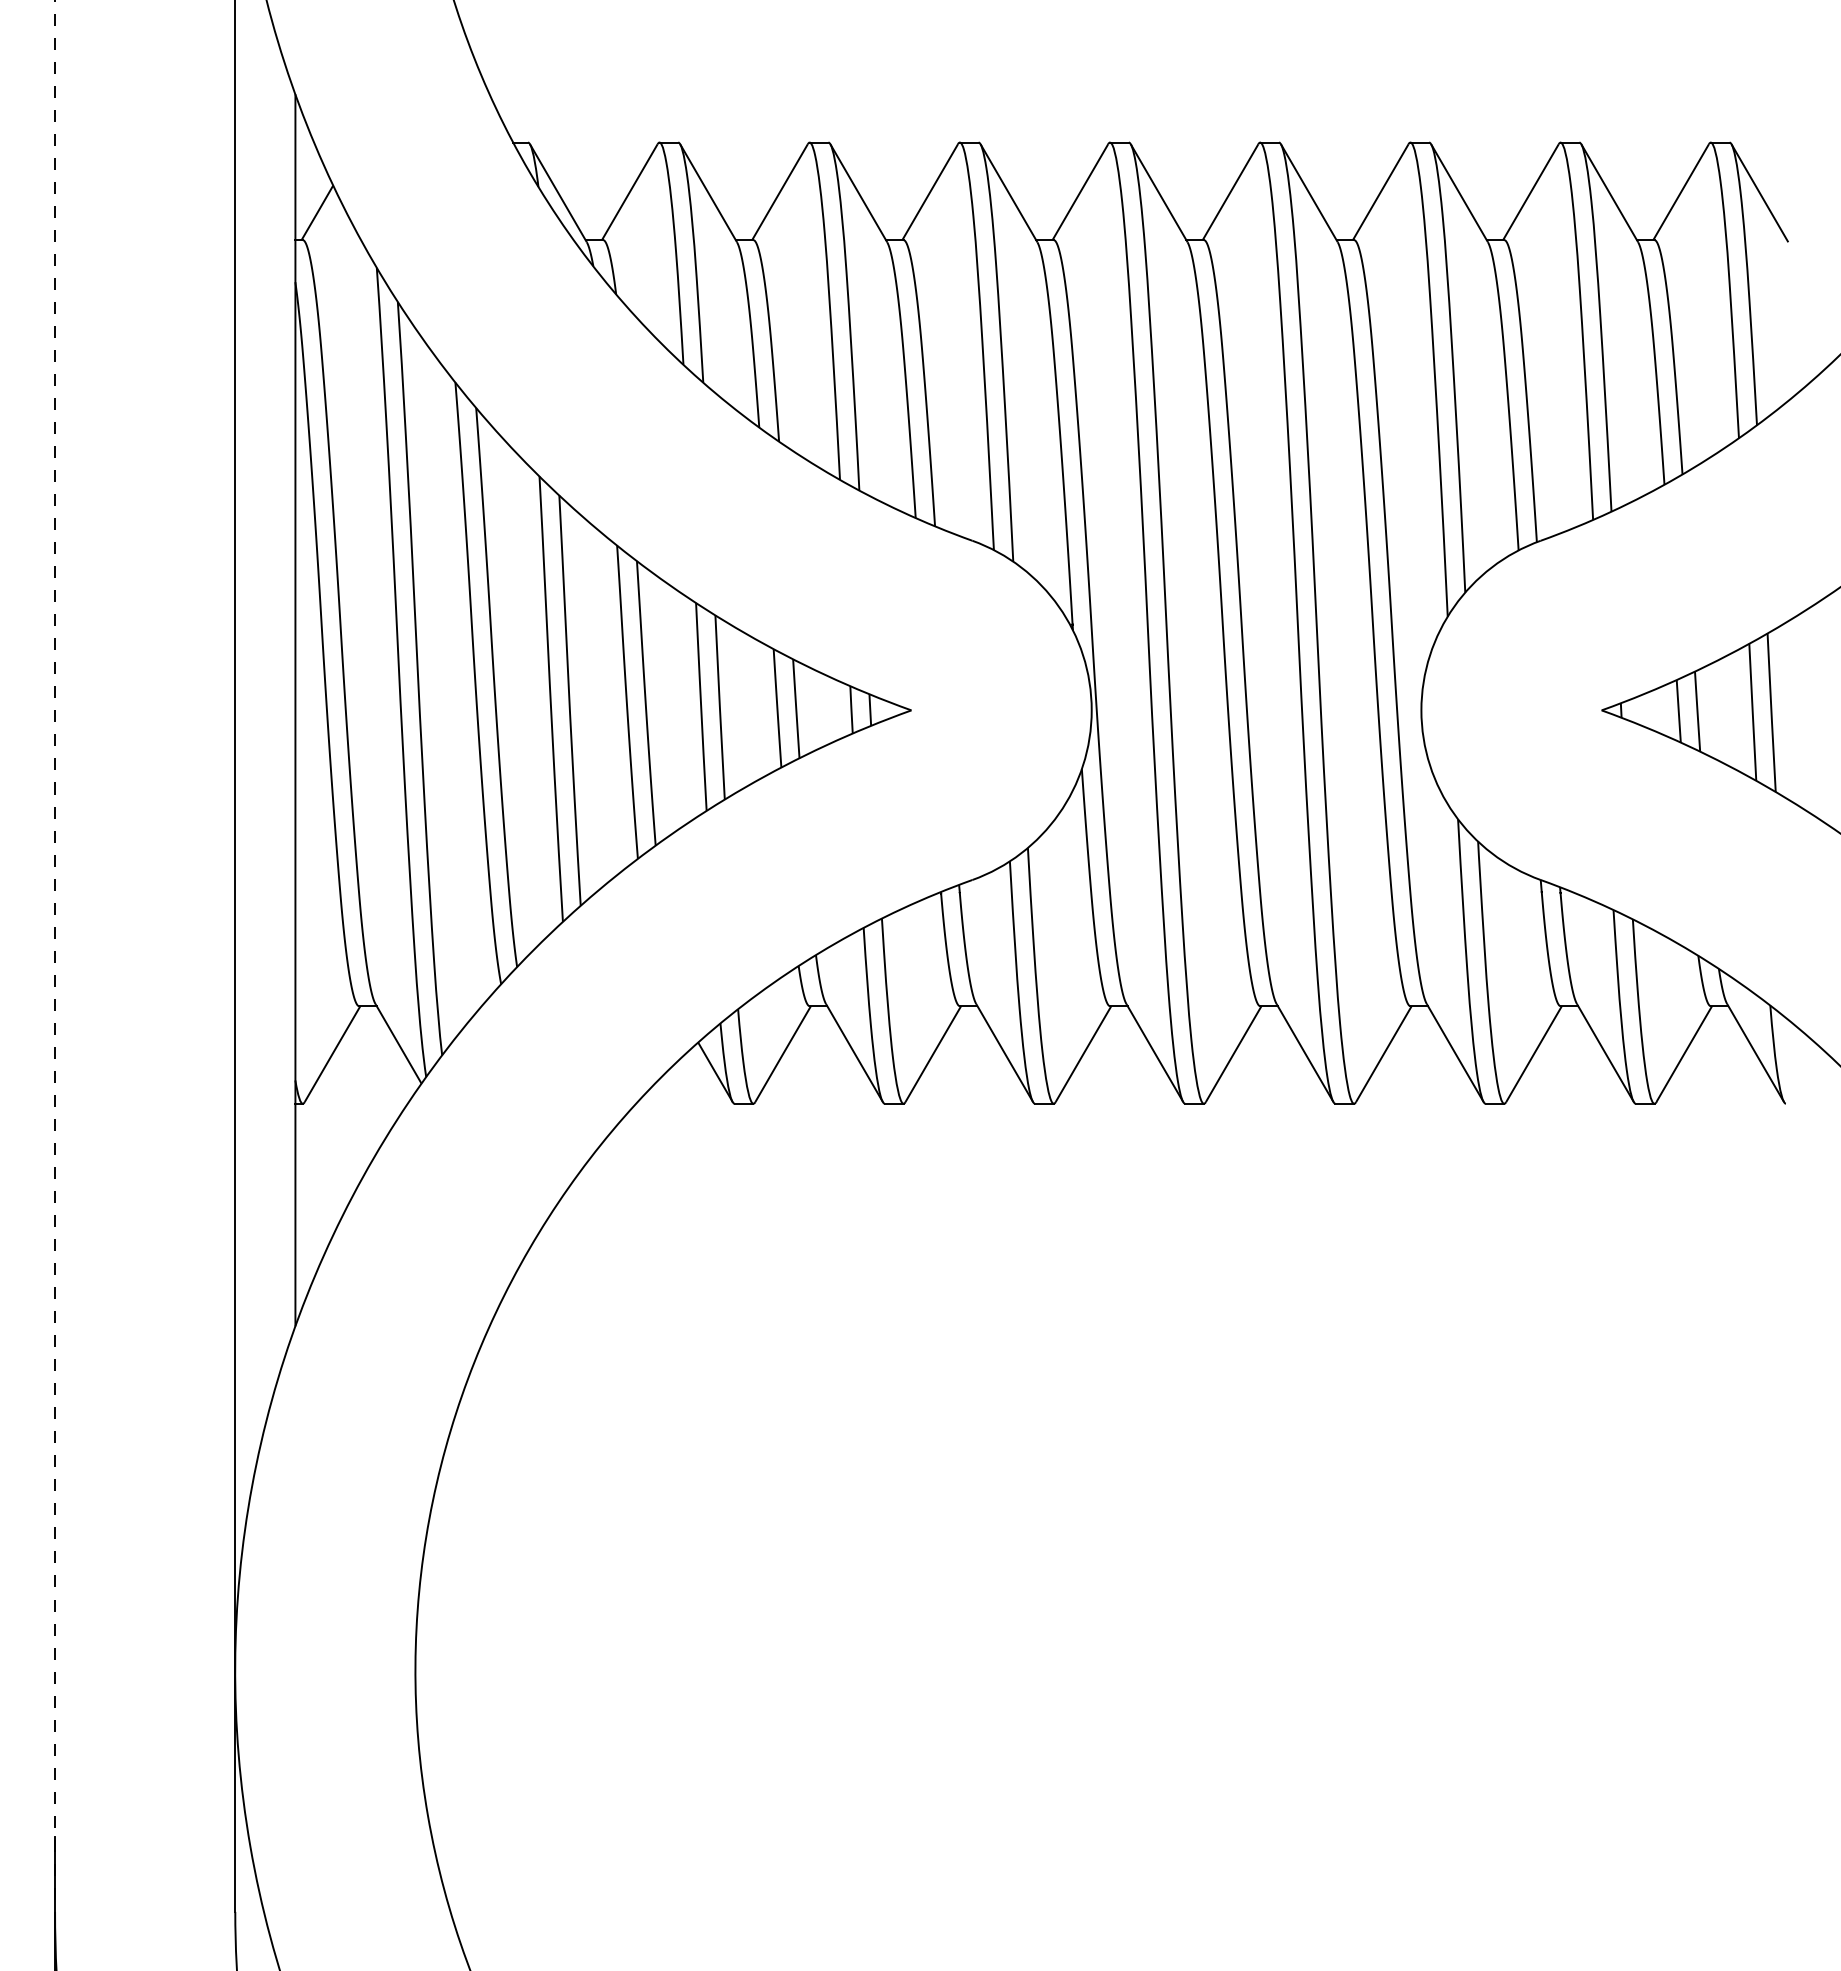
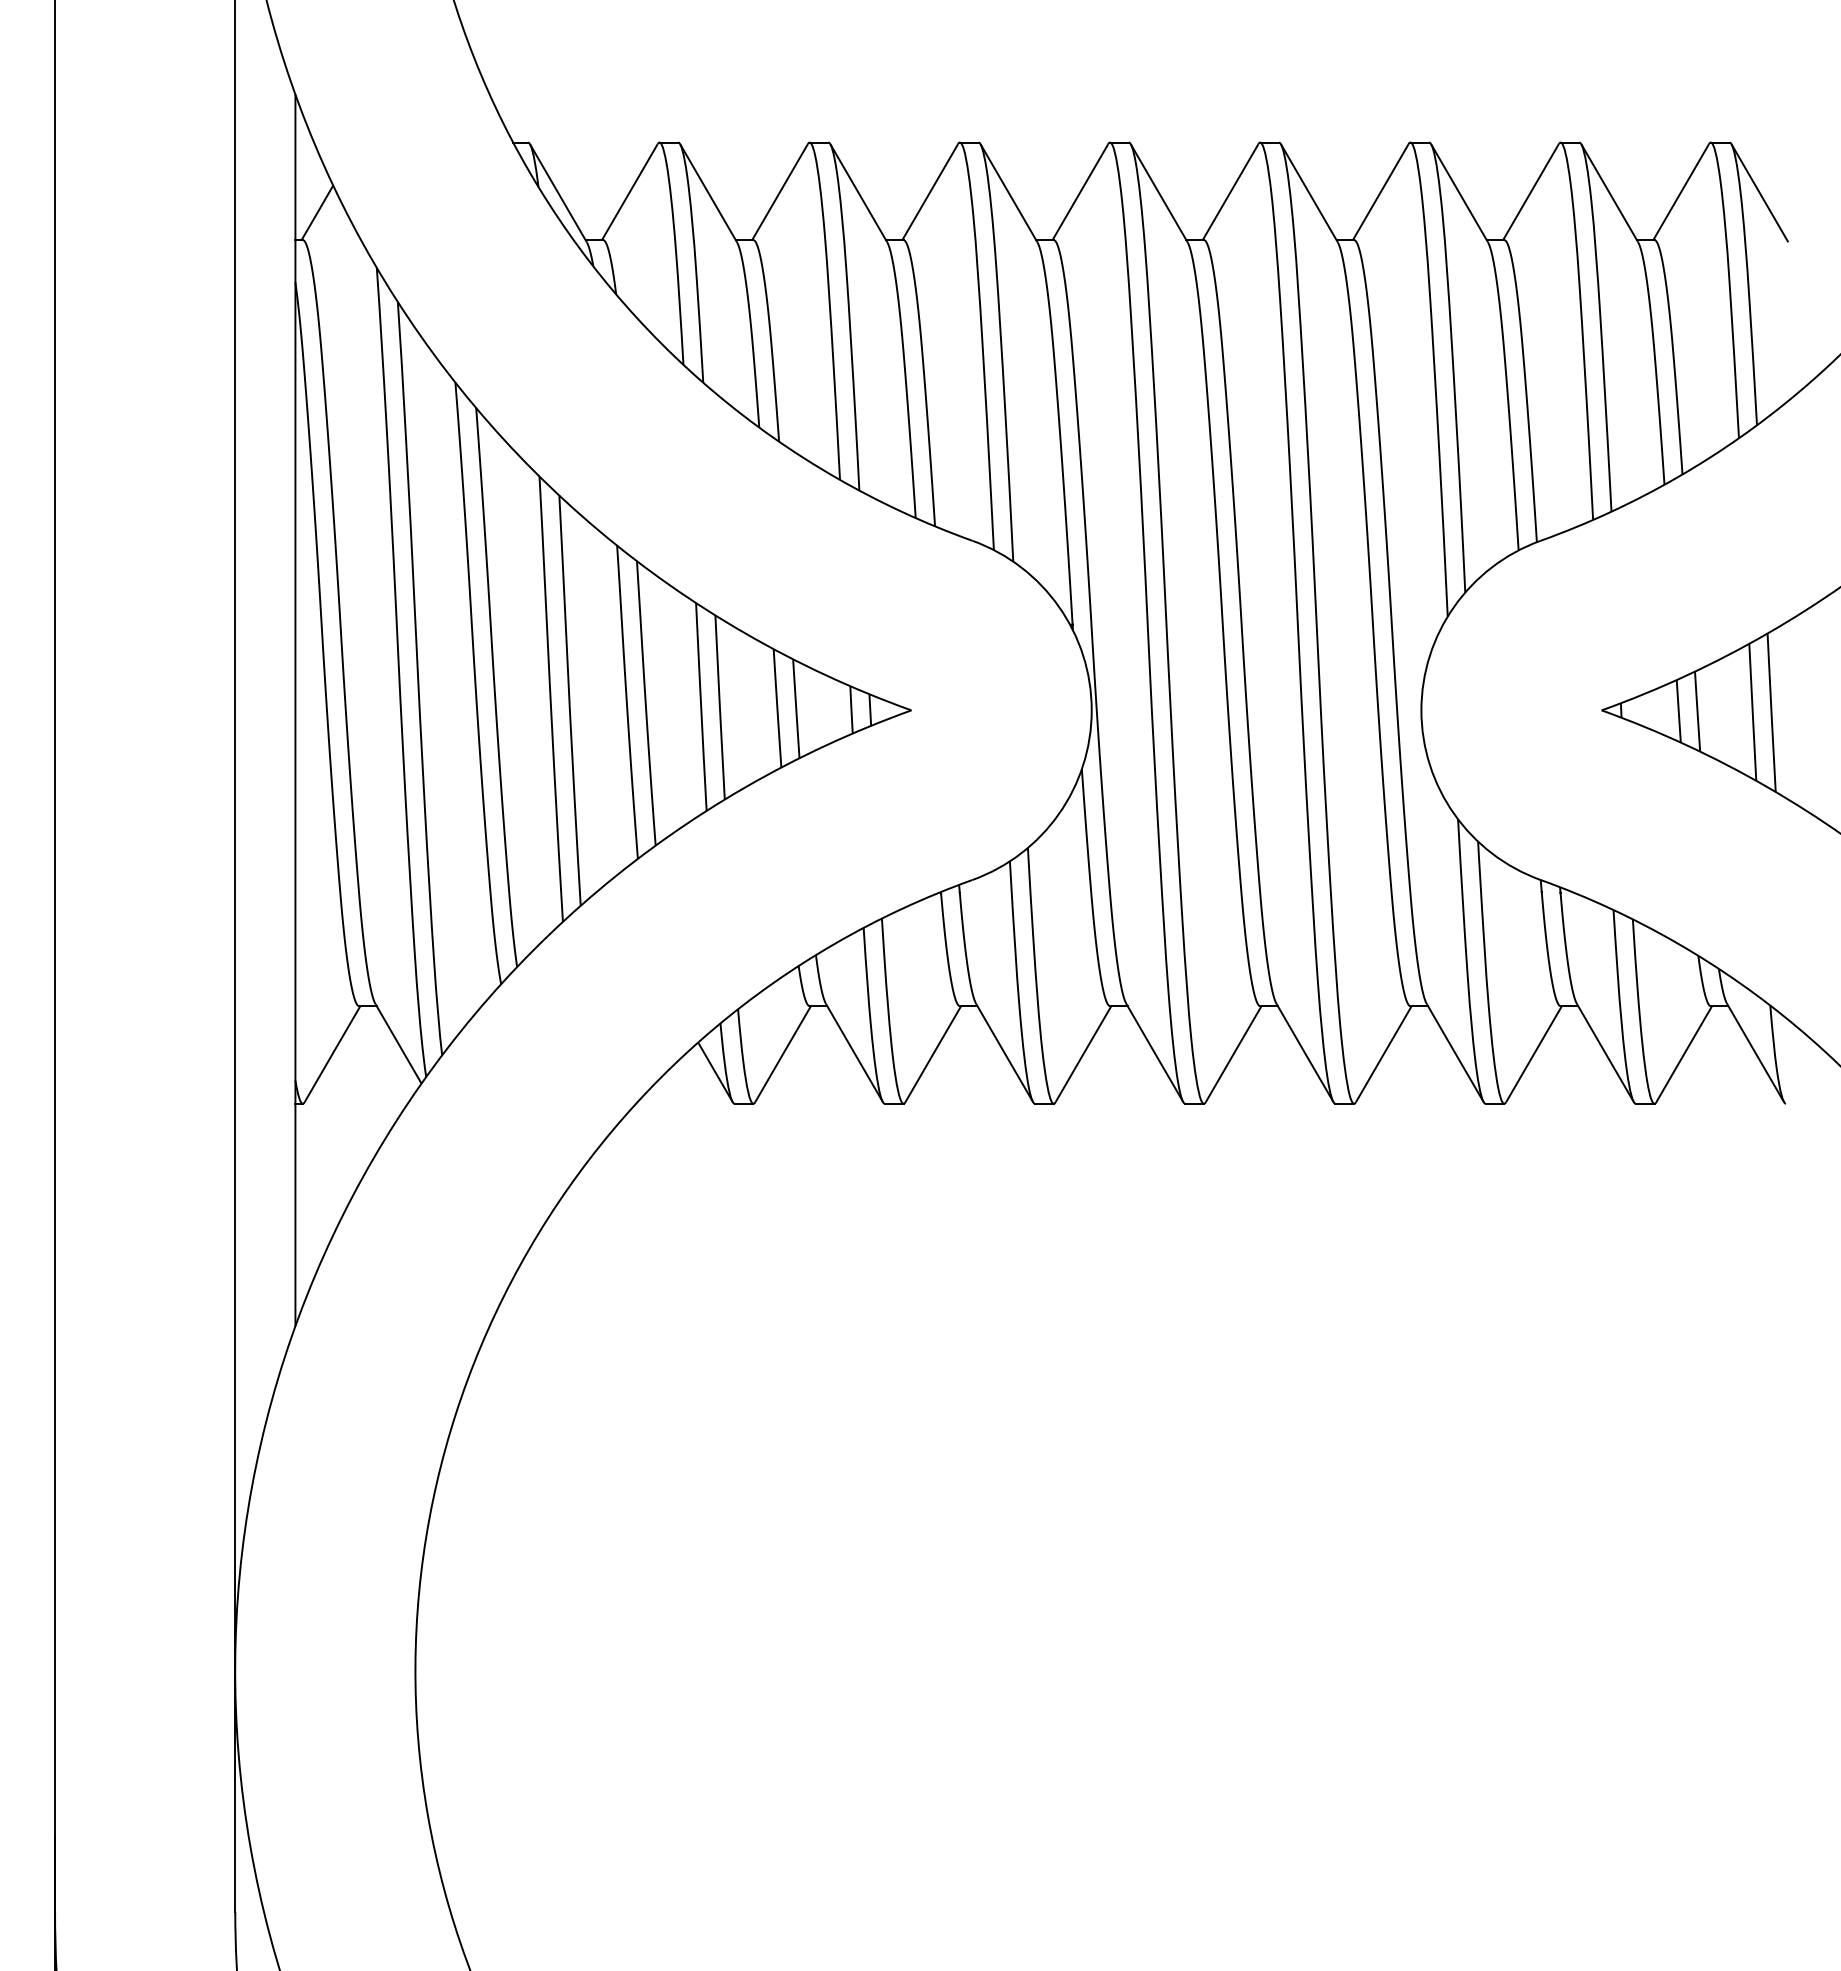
line: dashed -> solid (55, 956)
